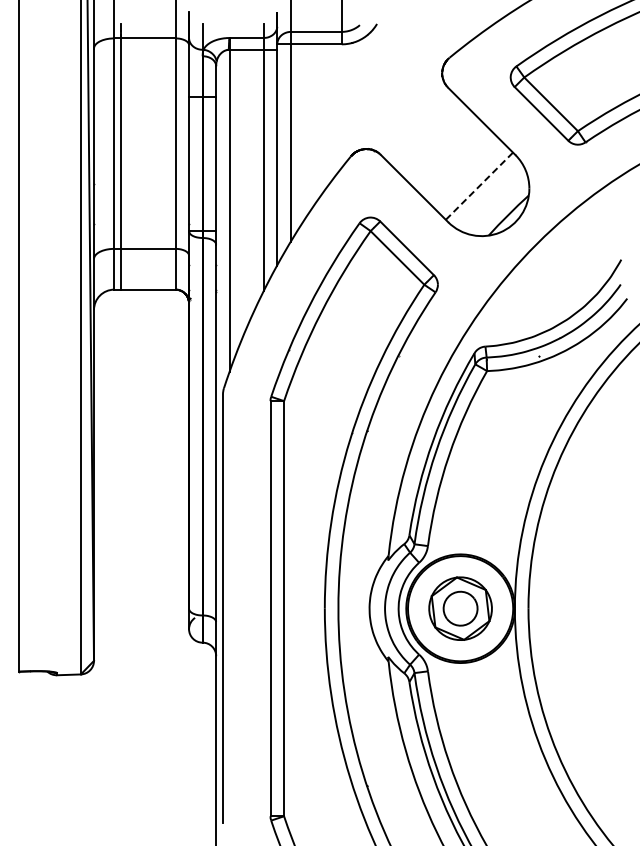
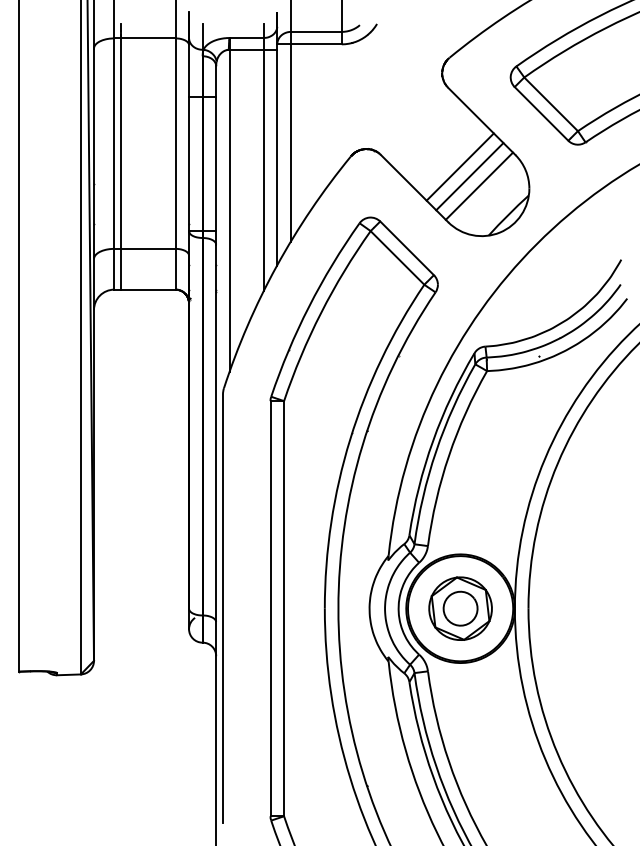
line: none -> present (459, 166)
line: none -> present (469, 176)
line: dashed -> solid (479, 186)
